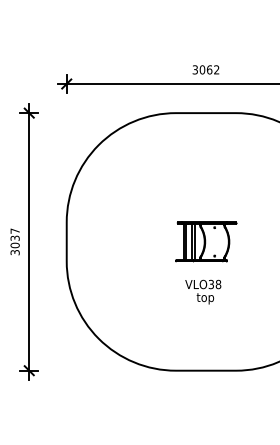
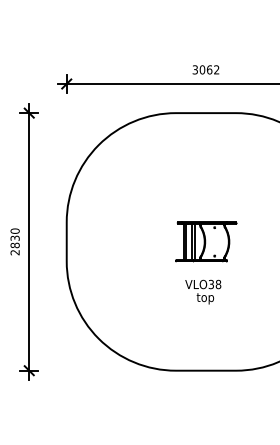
text: 3037 -> 2830 (14, 241)
